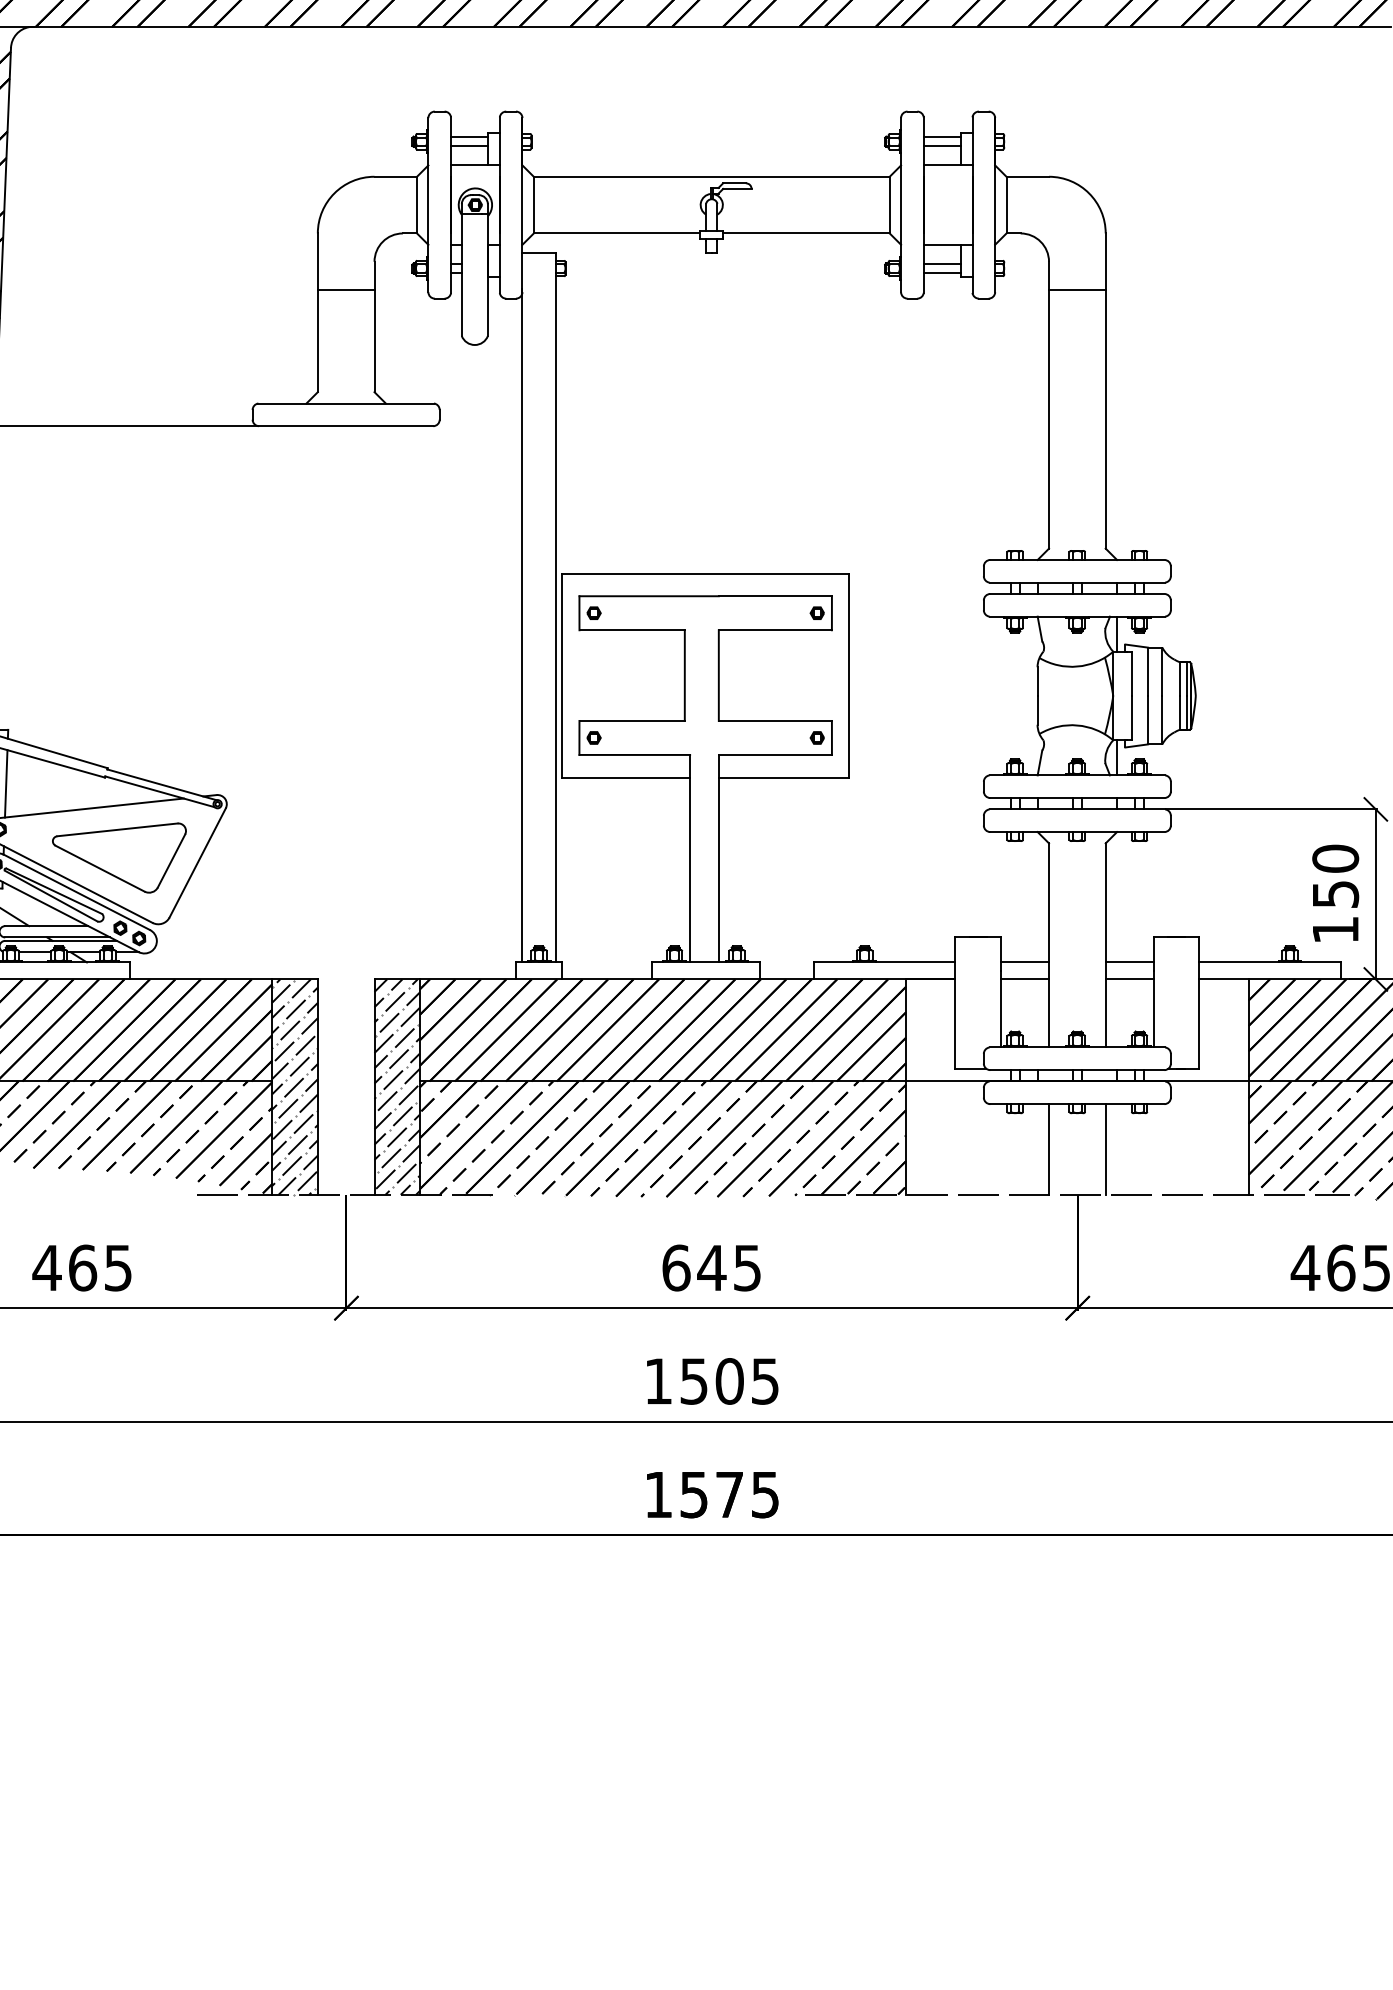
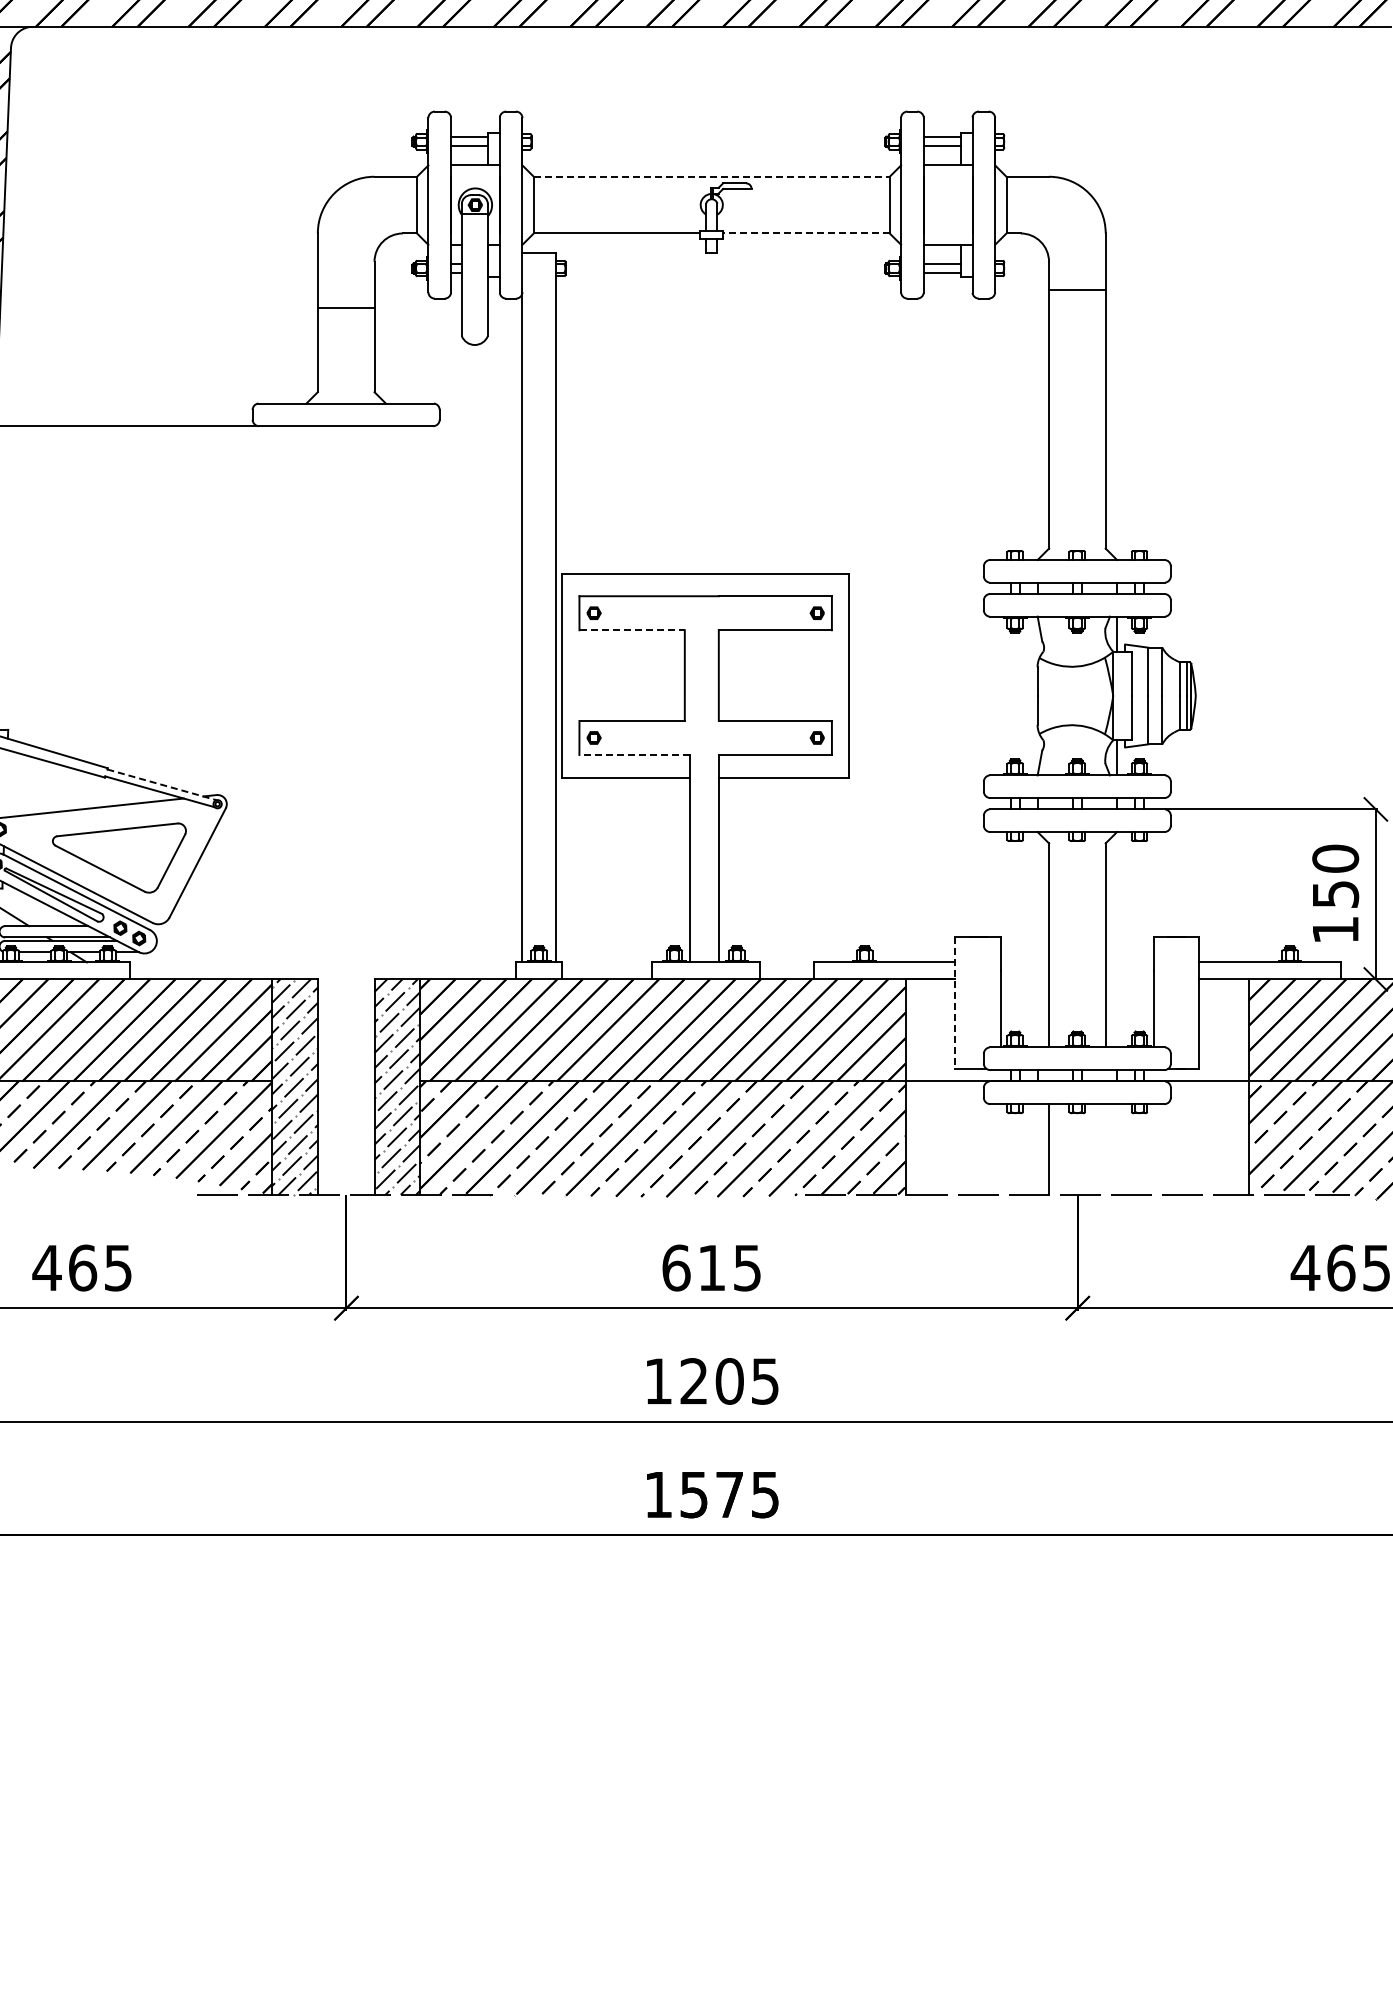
line: solid -> dashed (711, 176)
line: solid -> dashed (805, 233)
line position: (345, 290) -> (345, 308) (345, 308)
line: solid -> dashed (632, 630)
line: solid -> dashed (634, 754)
line: present -> none (6, 783)
line: solid -> dashed (161, 784)
line: present -> none (1024, 962)
line: present -> none (1129, 962)
line: present -> none (1024, 979)
line: present -> none (1129, 979)
line: solid -> dashed (955, 1002)
line: present -> none (1105, 1149)
text: 645 -> 615 (711, 1267)
text: 1505 -> 1205 (693, 1381)
